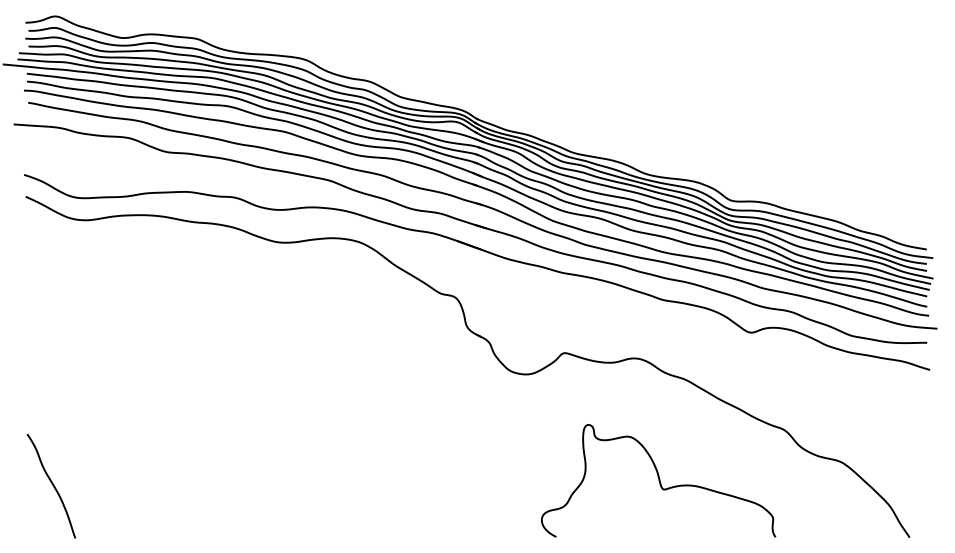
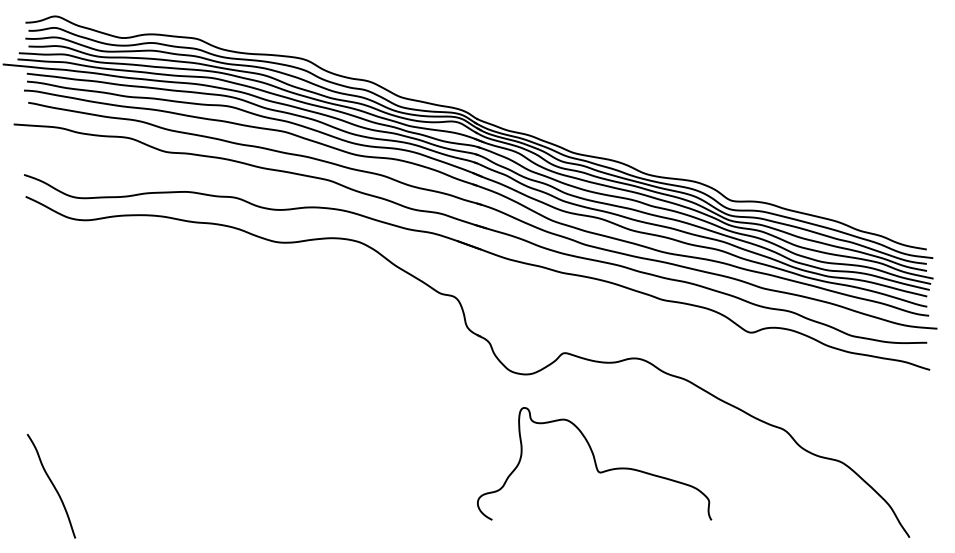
curve position: (658, 480) -> (594, 463) (594, 463)
